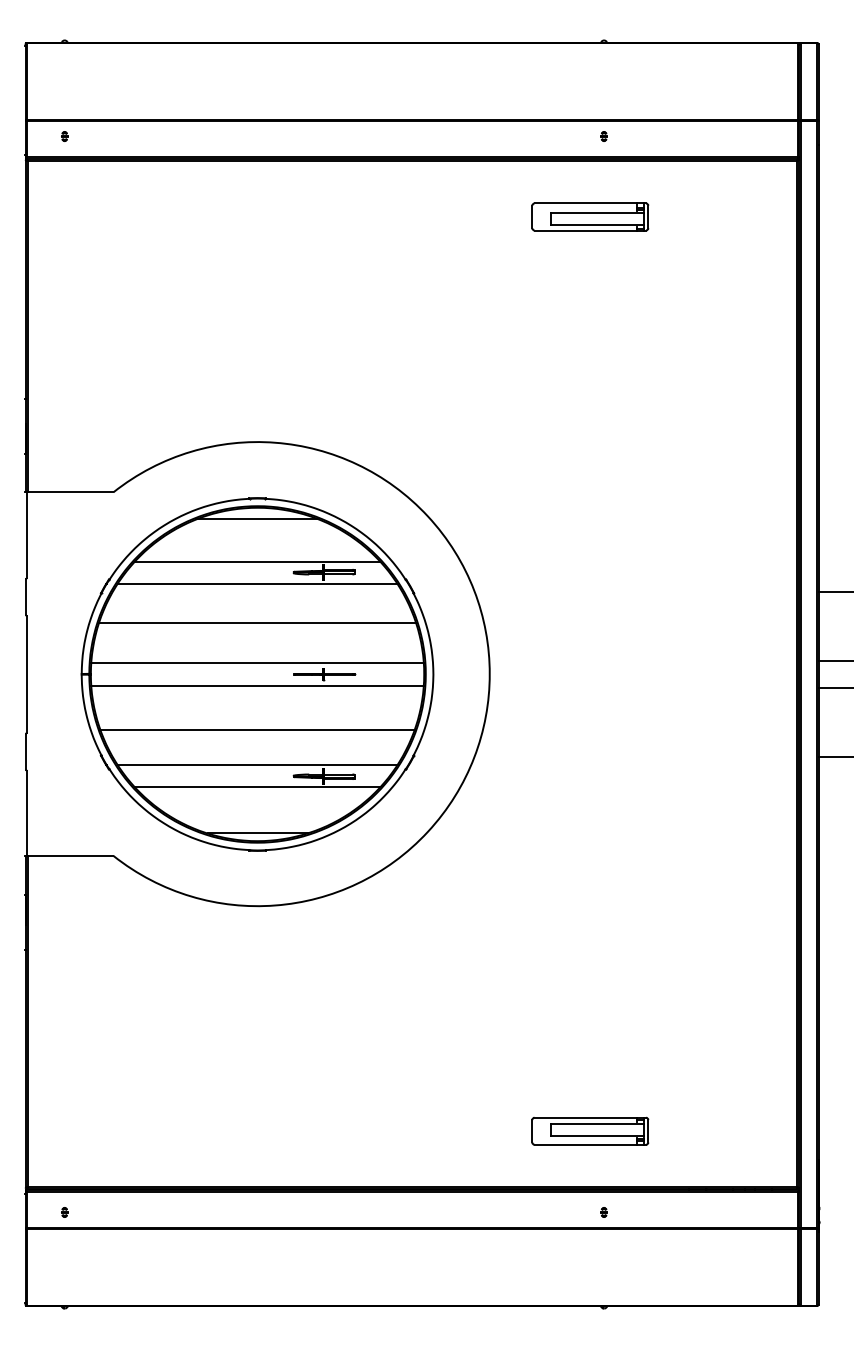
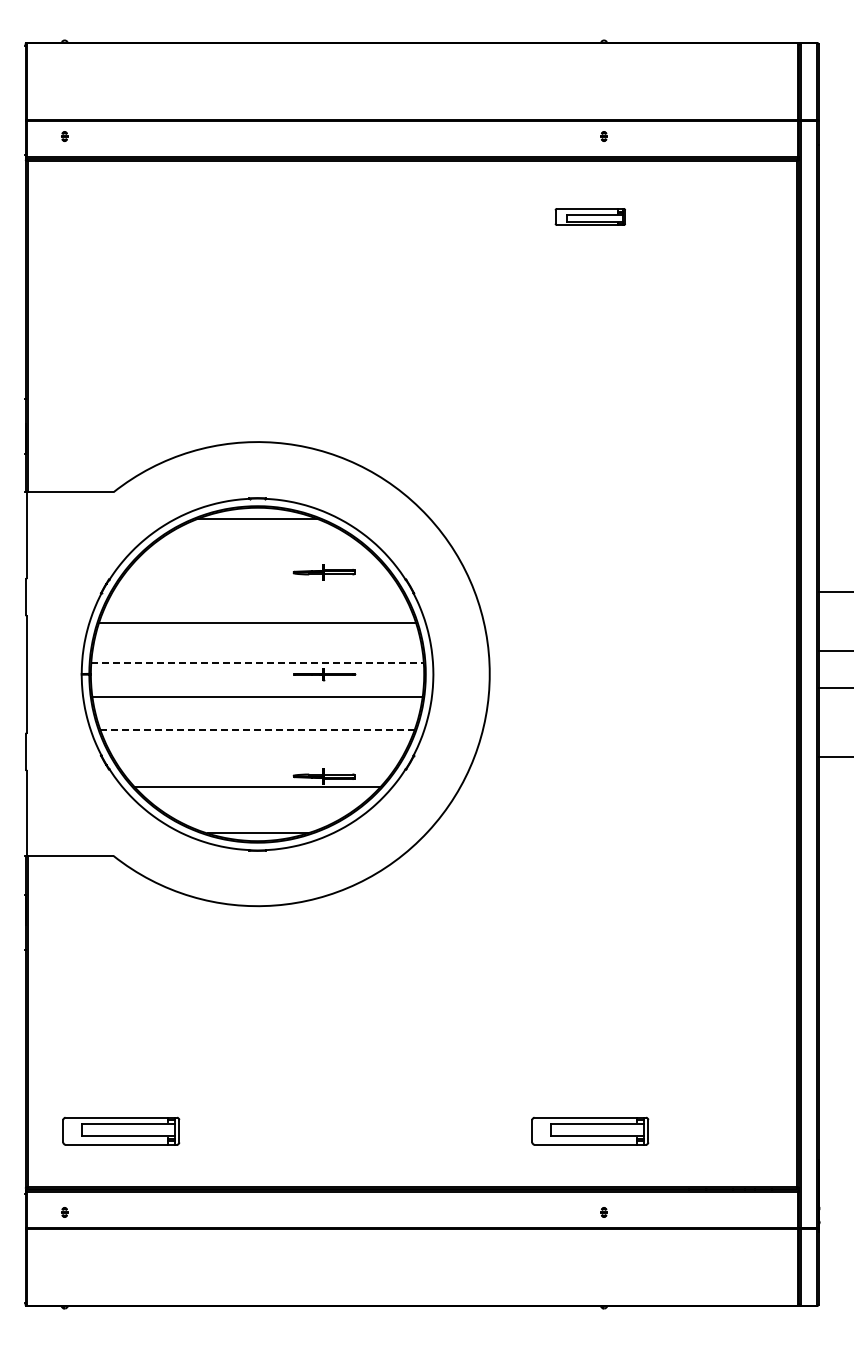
part size: 119x30 px -> 72x18 px (589, 216)
line: present -> none (257, 561)
line: present -> none (257, 584)
line position: (834, 660) -> (834, 650) (834, 650)
line: solid -> dashed (258, 663)
line position: (257, 685) -> (257, 696) (257, 696)
line: solid -> dashed (258, 729)
line: present -> none (257, 764)
part: none -> present (121, 1130)
